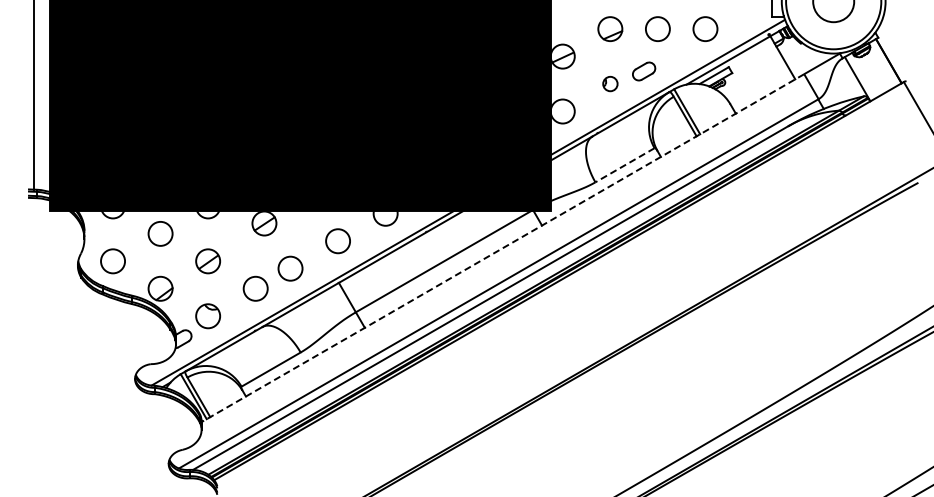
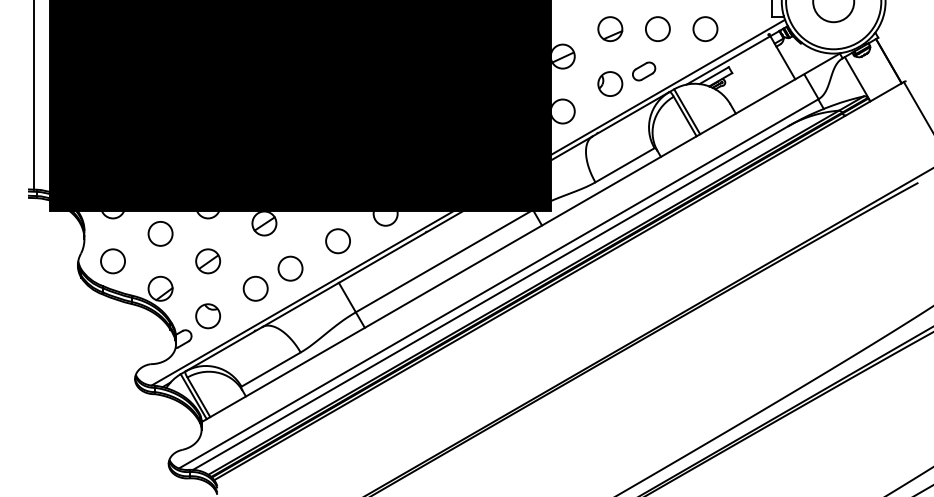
part size: 17x17 px -> 27x26 px (610, 83)
line: dashed -> solid (624, 165)
line: dashed -> solid (502, 248)
